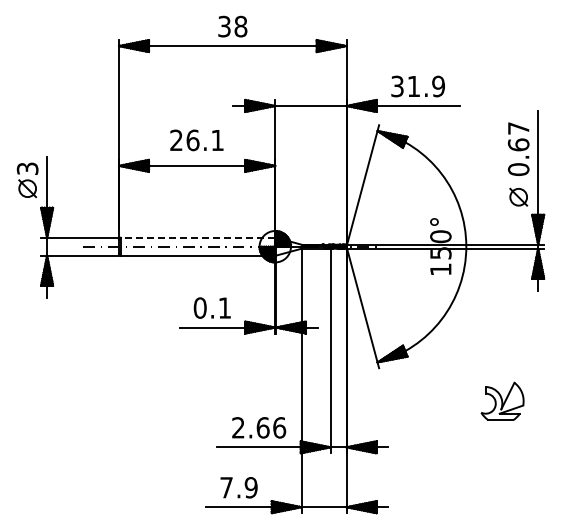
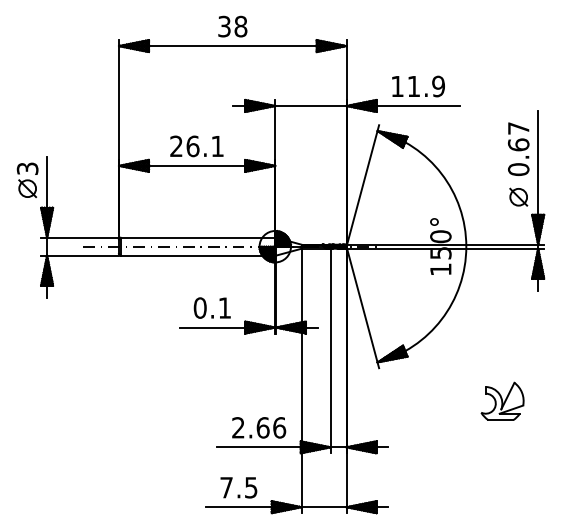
text: 31.9 -> 11.9 (397, 86)
text position: (196, 140) -> (196, 146) (196, 146)
line: dashed -> solid (197, 237)
text: 7.9 -> 7.5 (250, 487)
